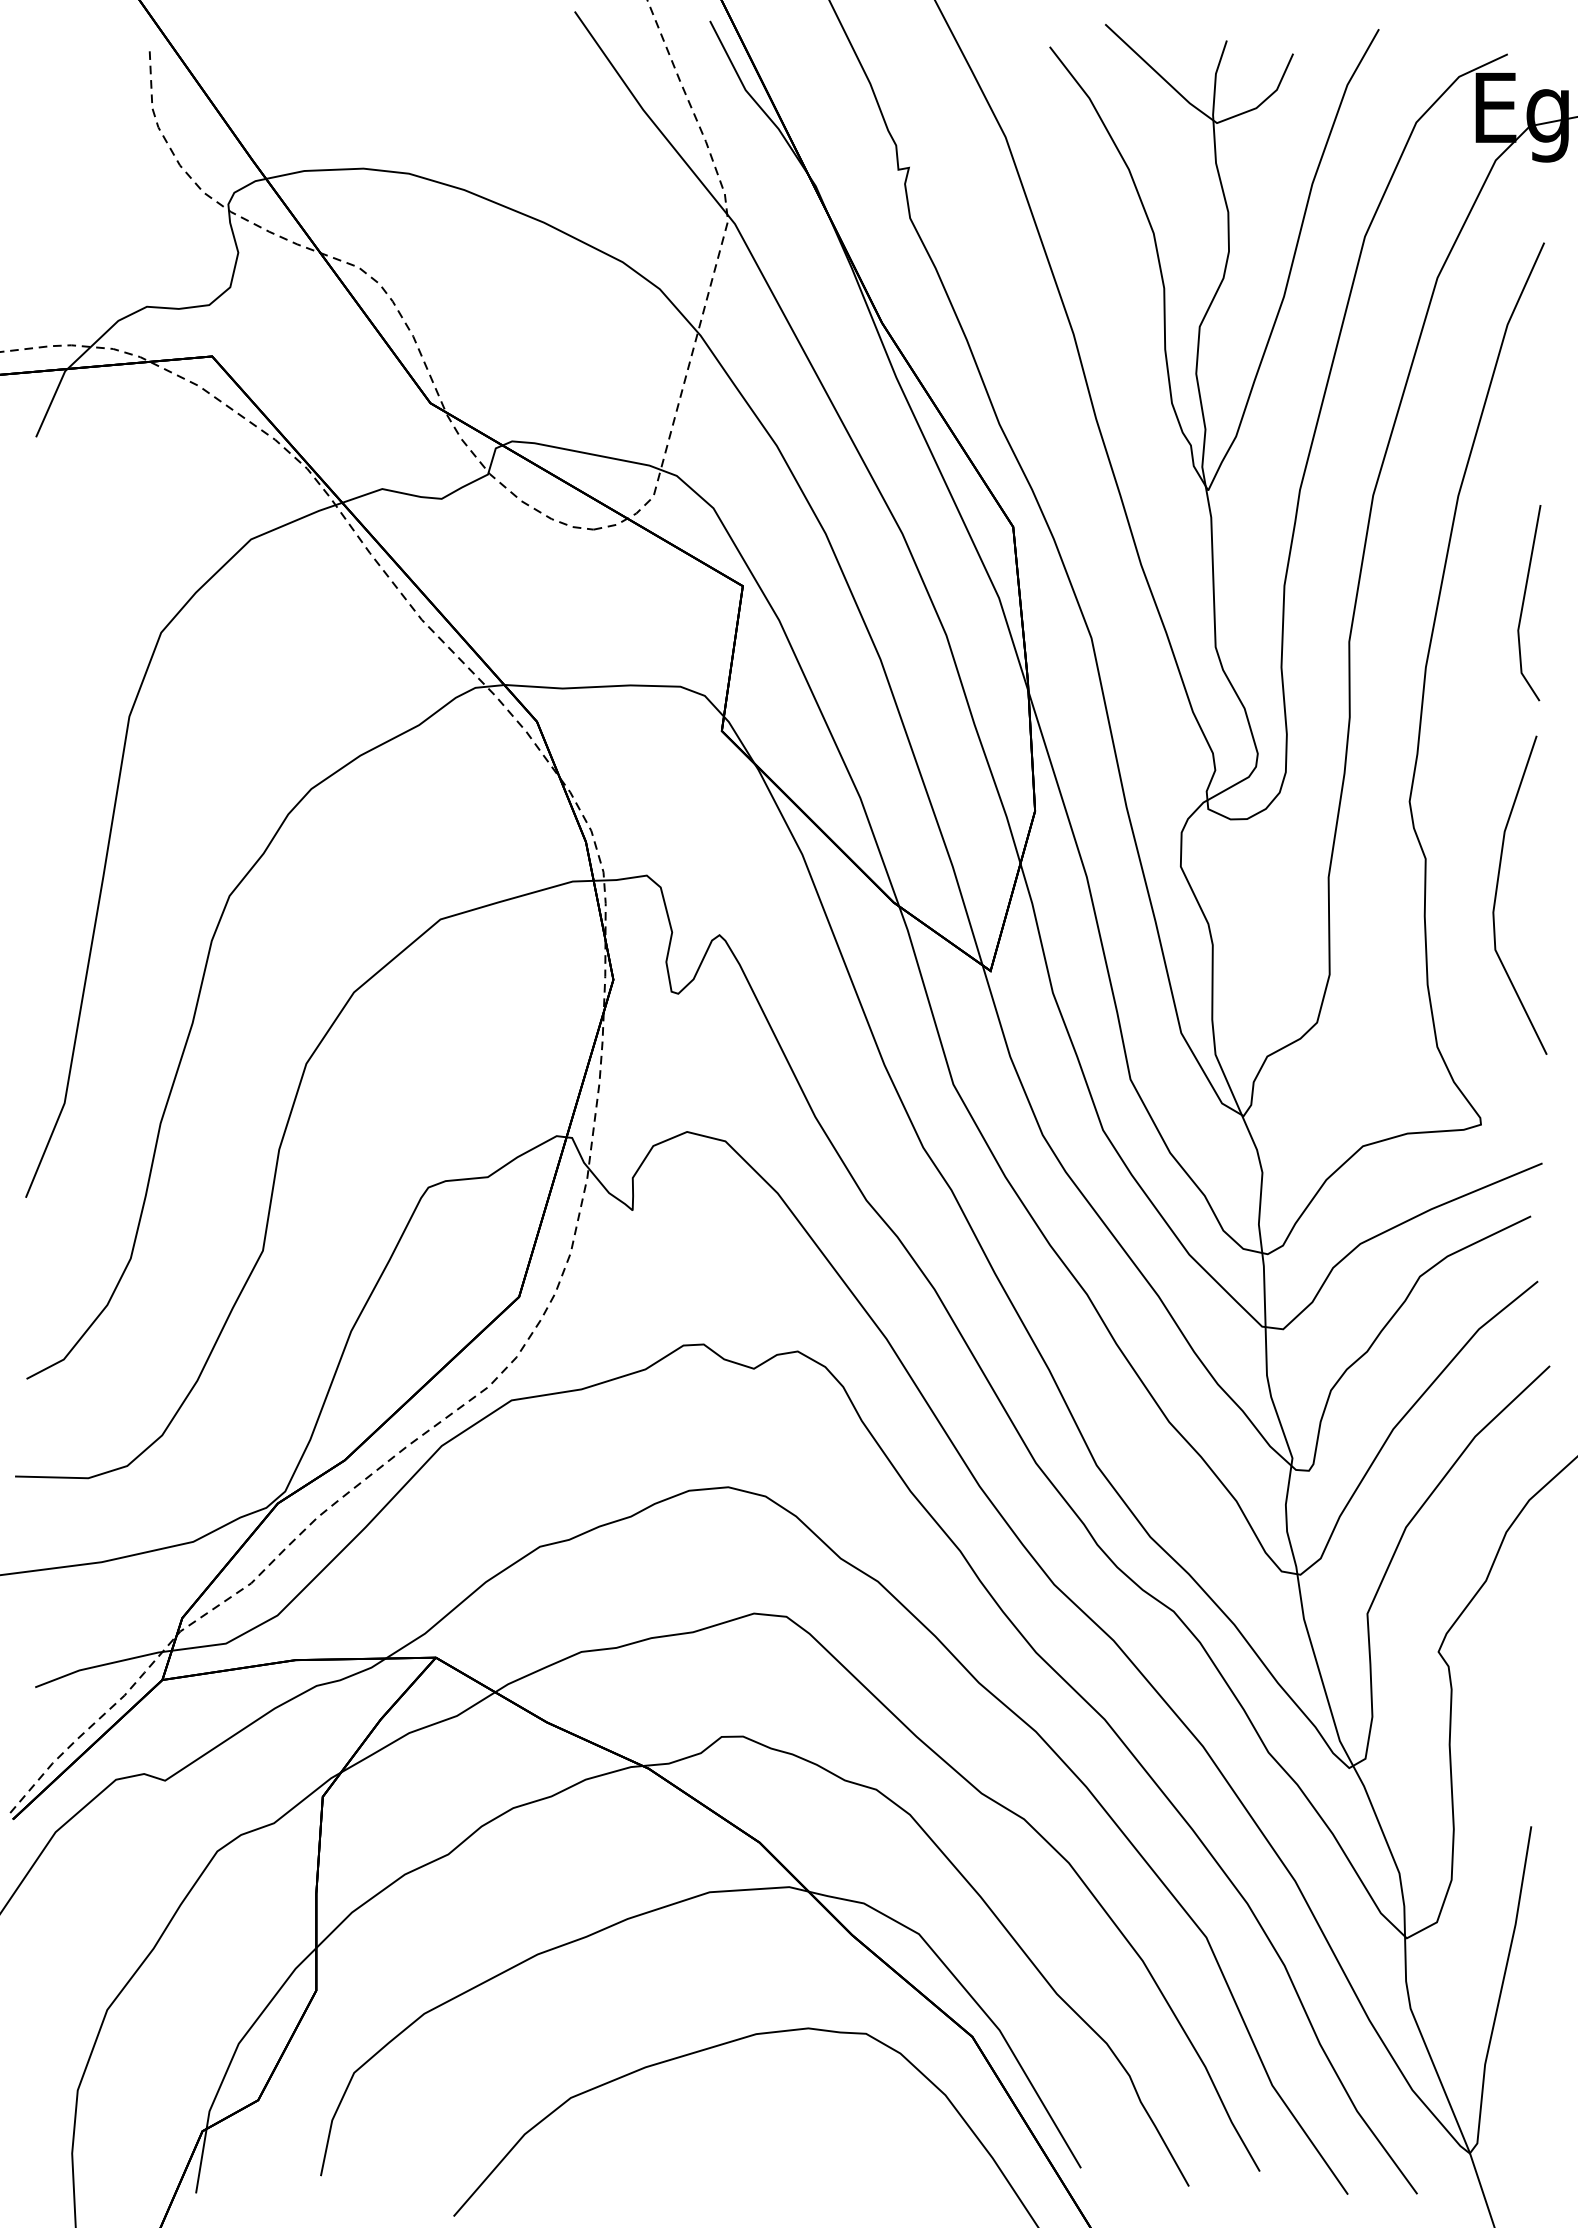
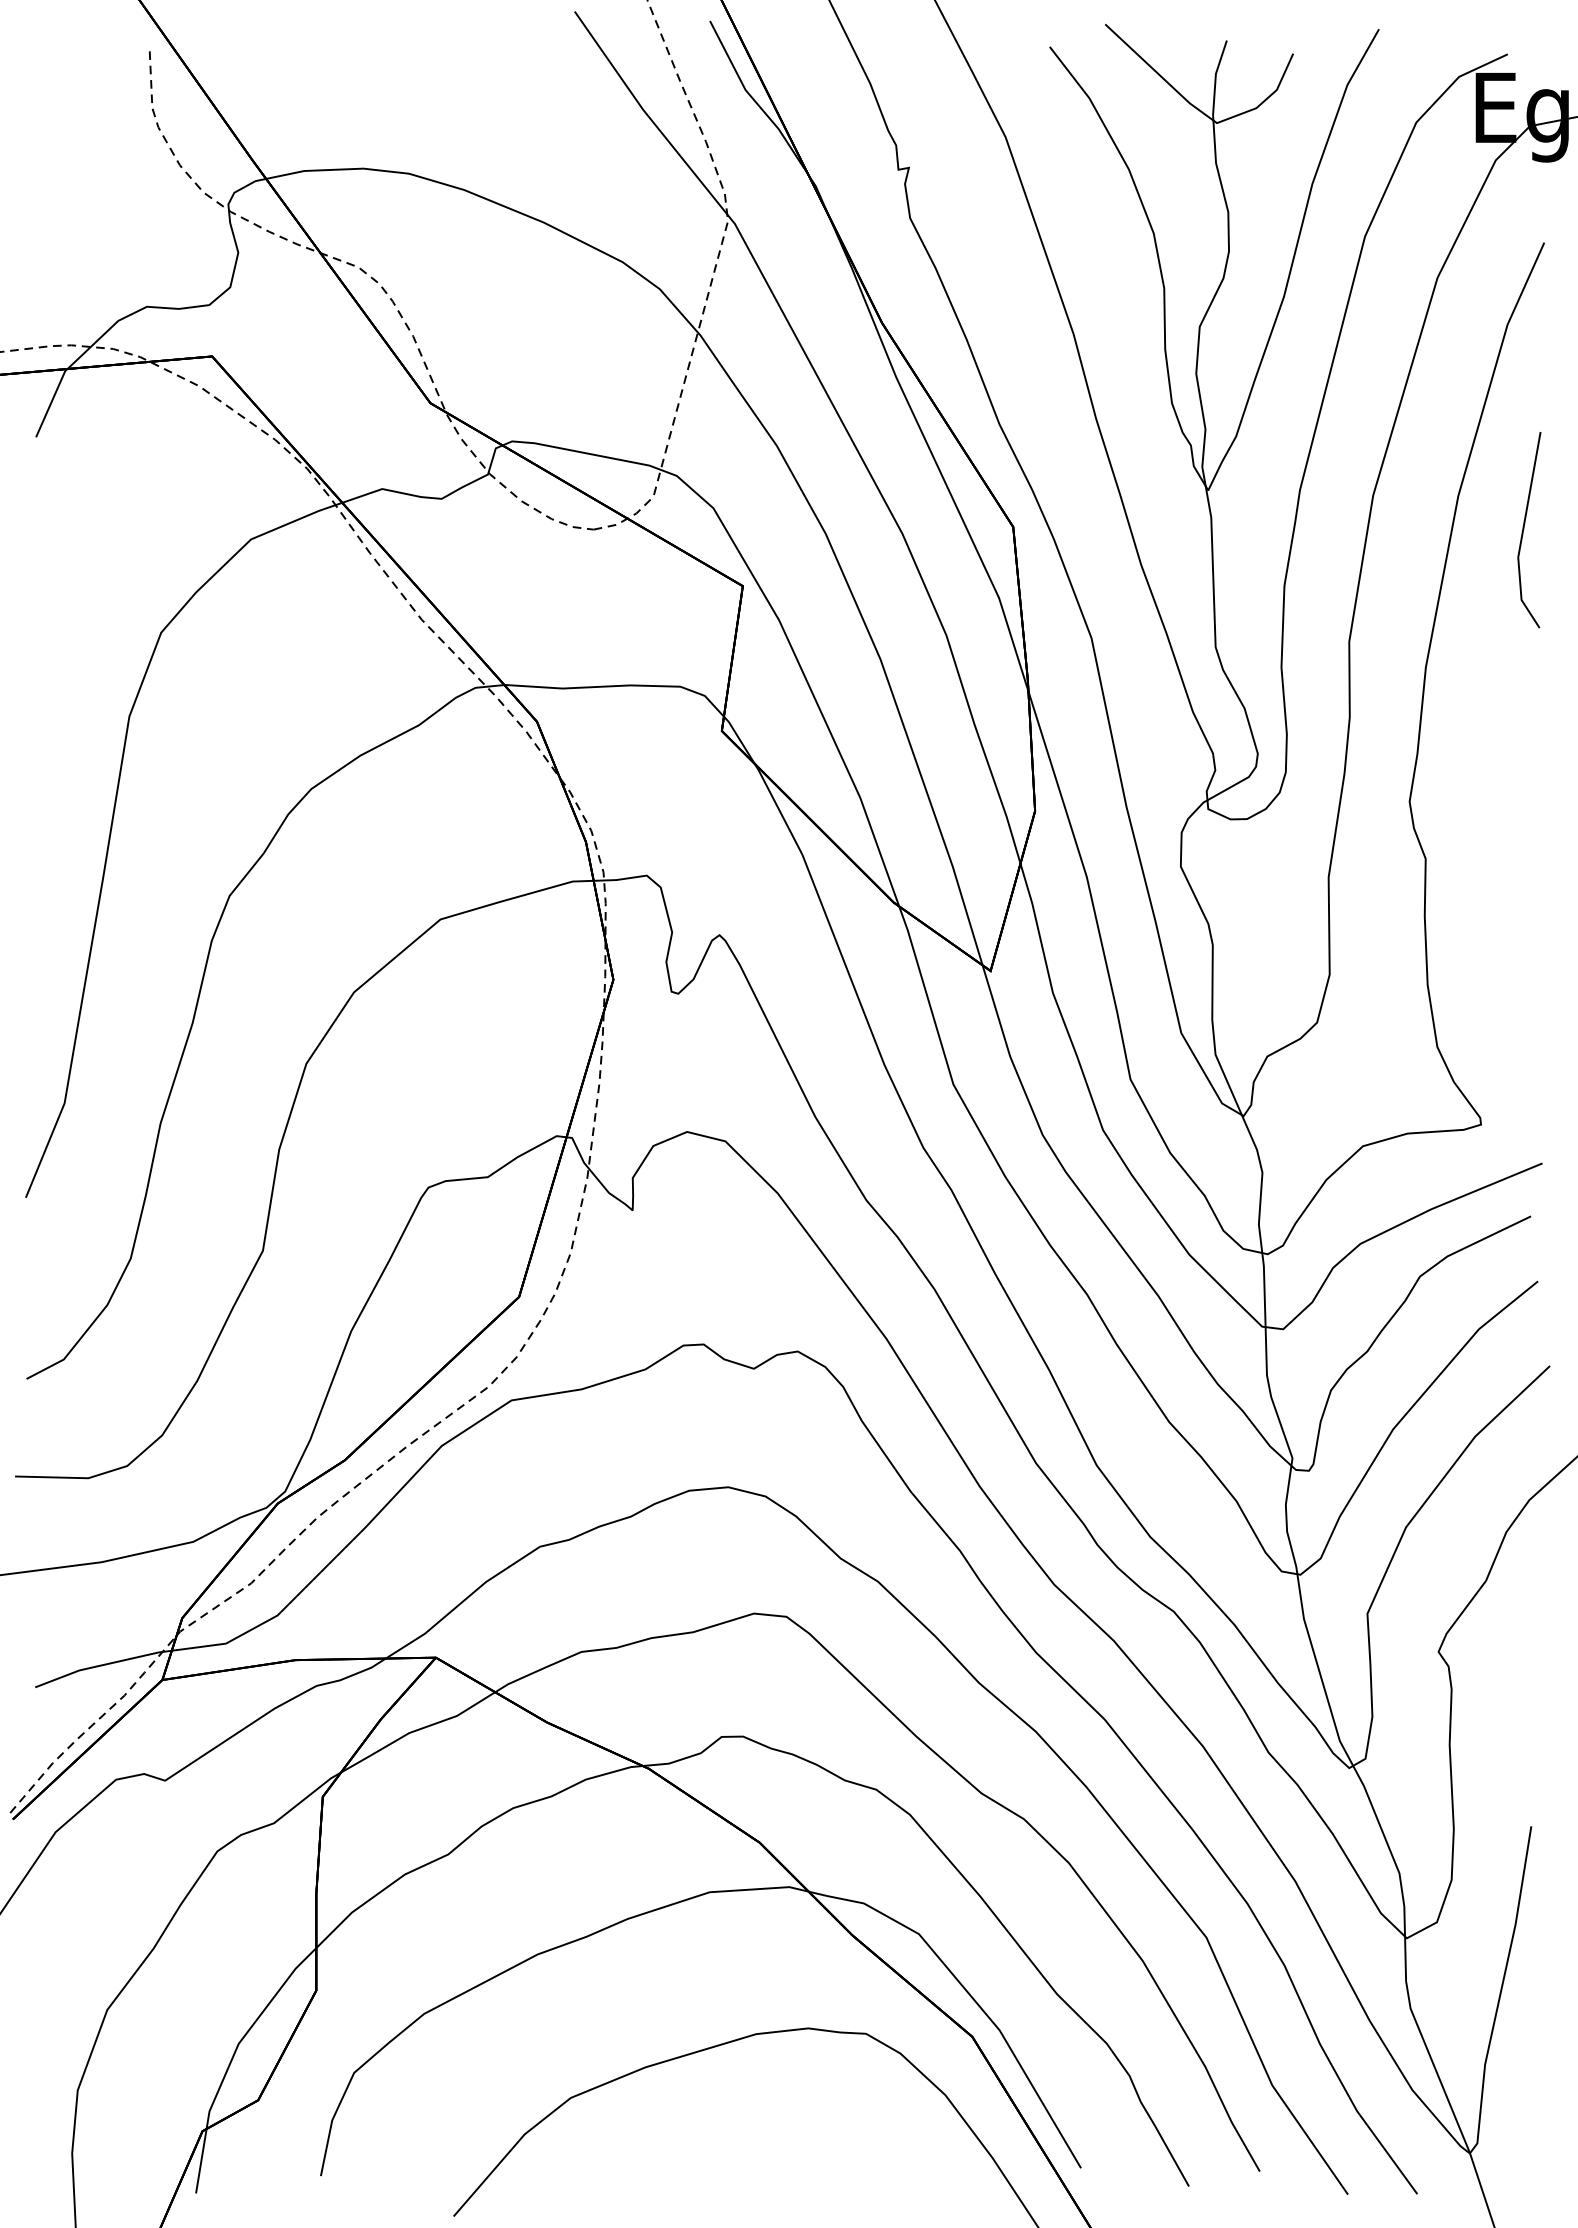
line position: (1524, 602) -> (1524, 529) (1524, 529)
line: present -> none (1497, 892)
